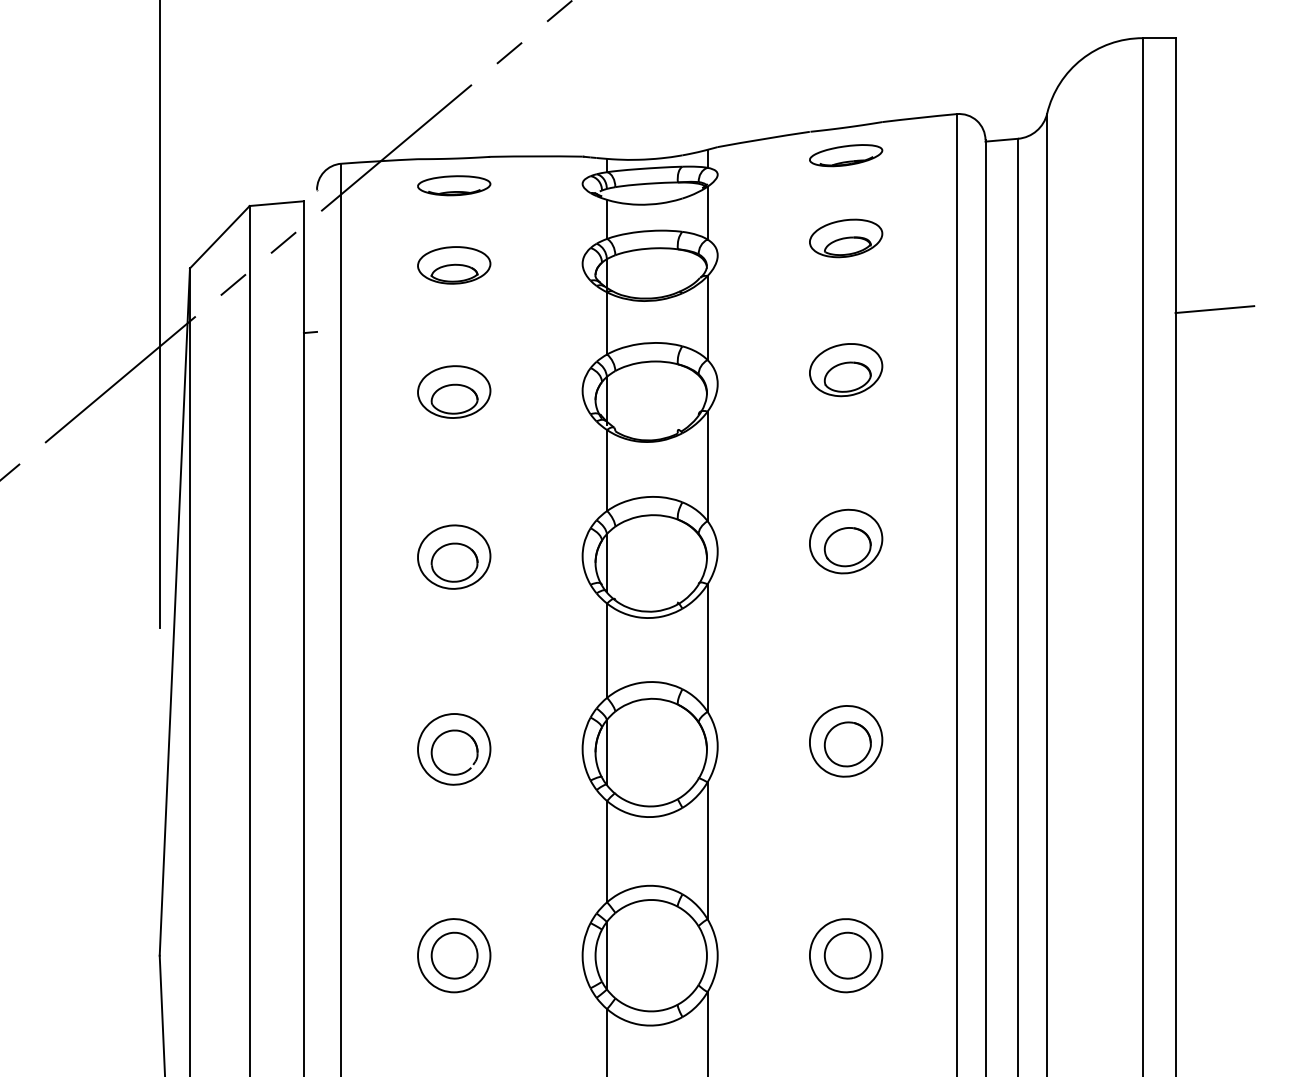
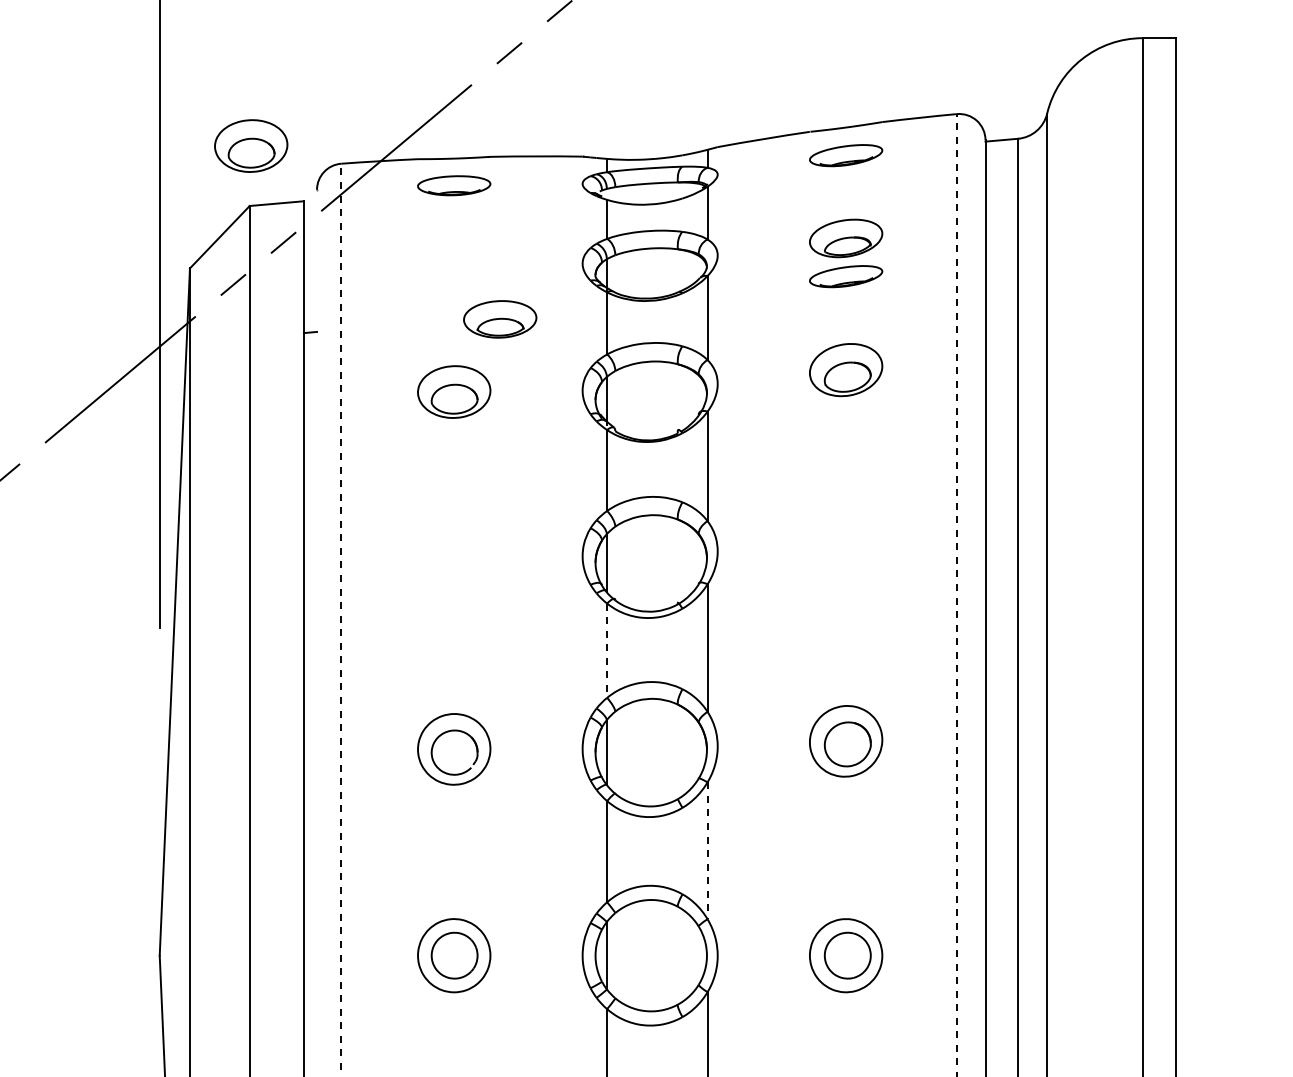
part: none -> present (251, 145)
part position: (454, 265) -> (500, 319) (500, 319)
part: none -> present (846, 276)
line: present -> none (1214, 309)
part: present -> none (846, 541)
part: present -> none (454, 556)
line: solid -> dashed (956, 594)
line: solid -> dashed (341, 619)
line: solid -> dashed (607, 651)
line: solid -> dashed (707, 851)
